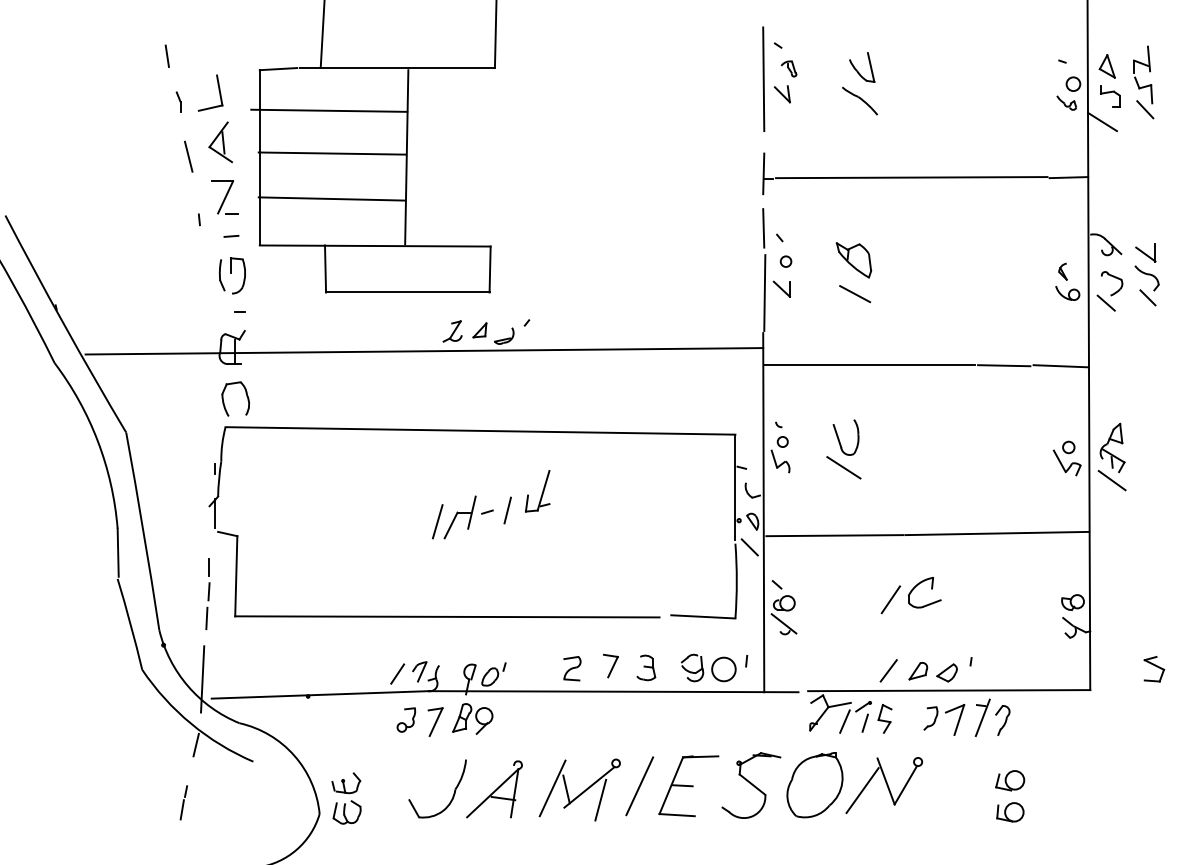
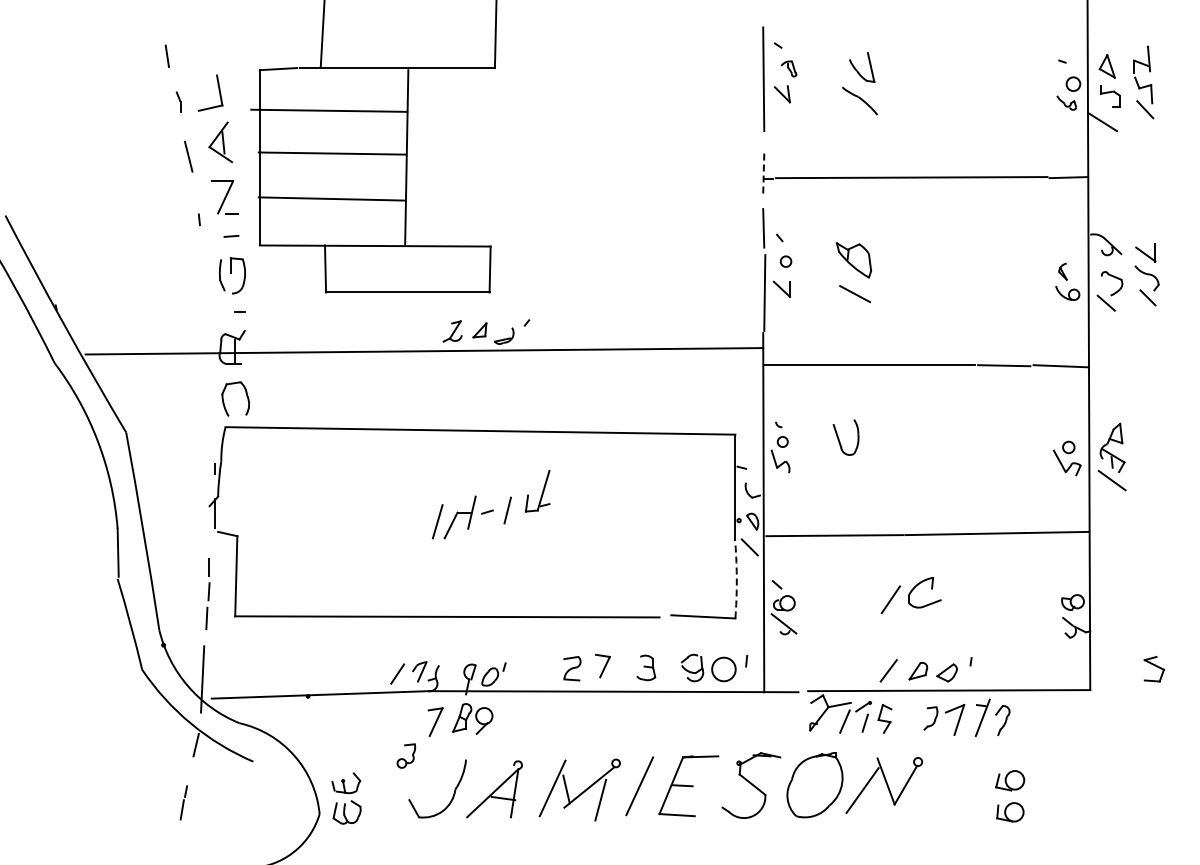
line: solid -> dashed (763, 174)
line: present -> none (843, 467)
arc: solid -> dashed (736, 581)
part position: (610, 665) -> (602, 665) (602, 665)
part position: (406, 719) -> (406, 755) (406, 755)
